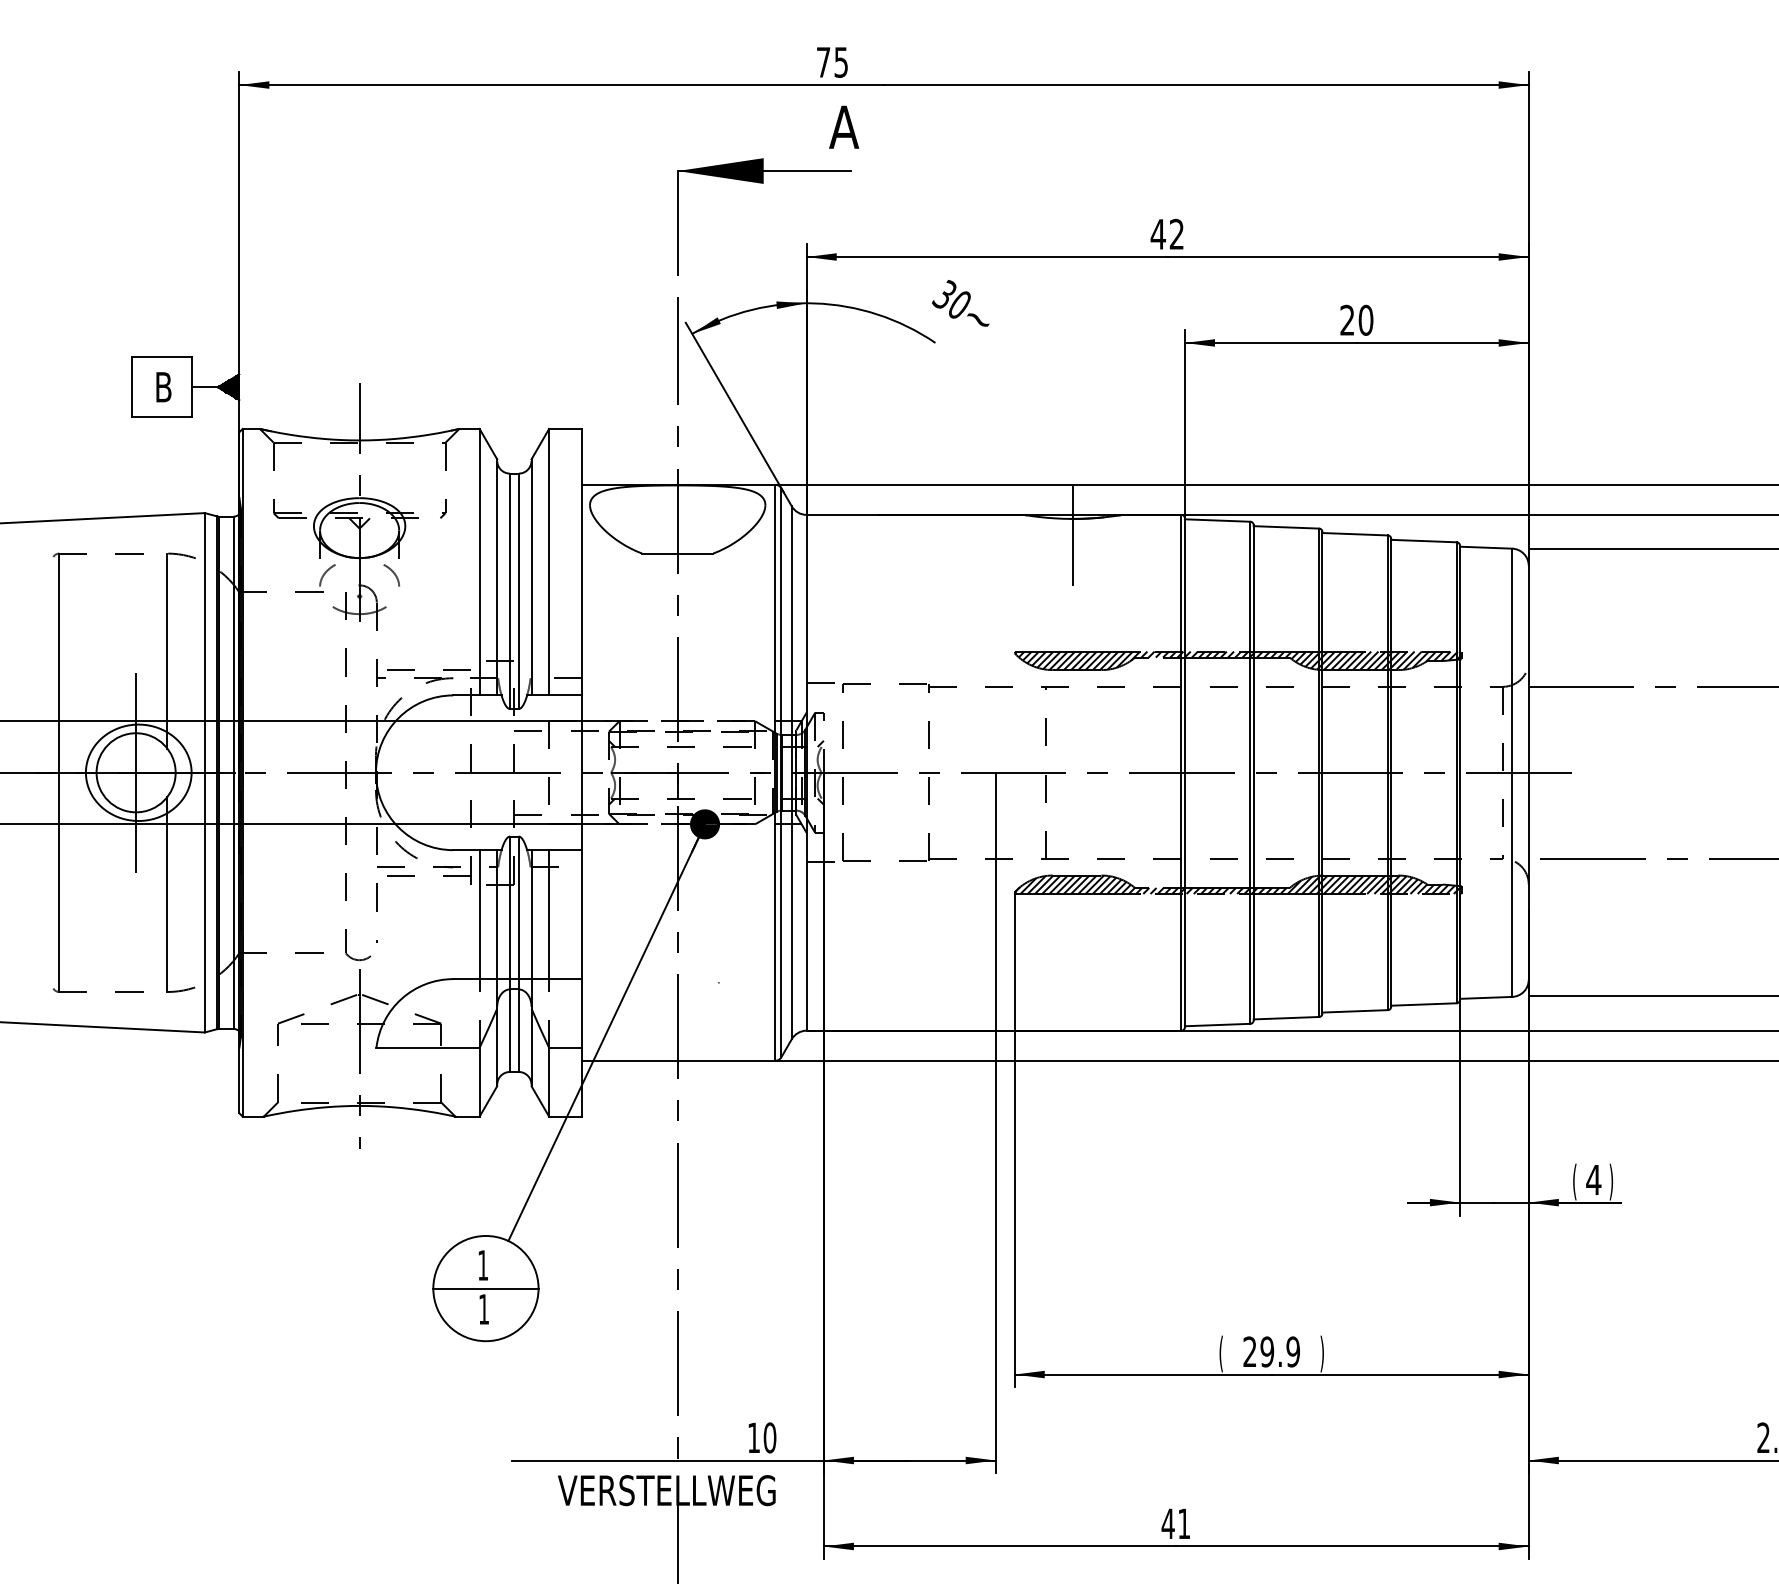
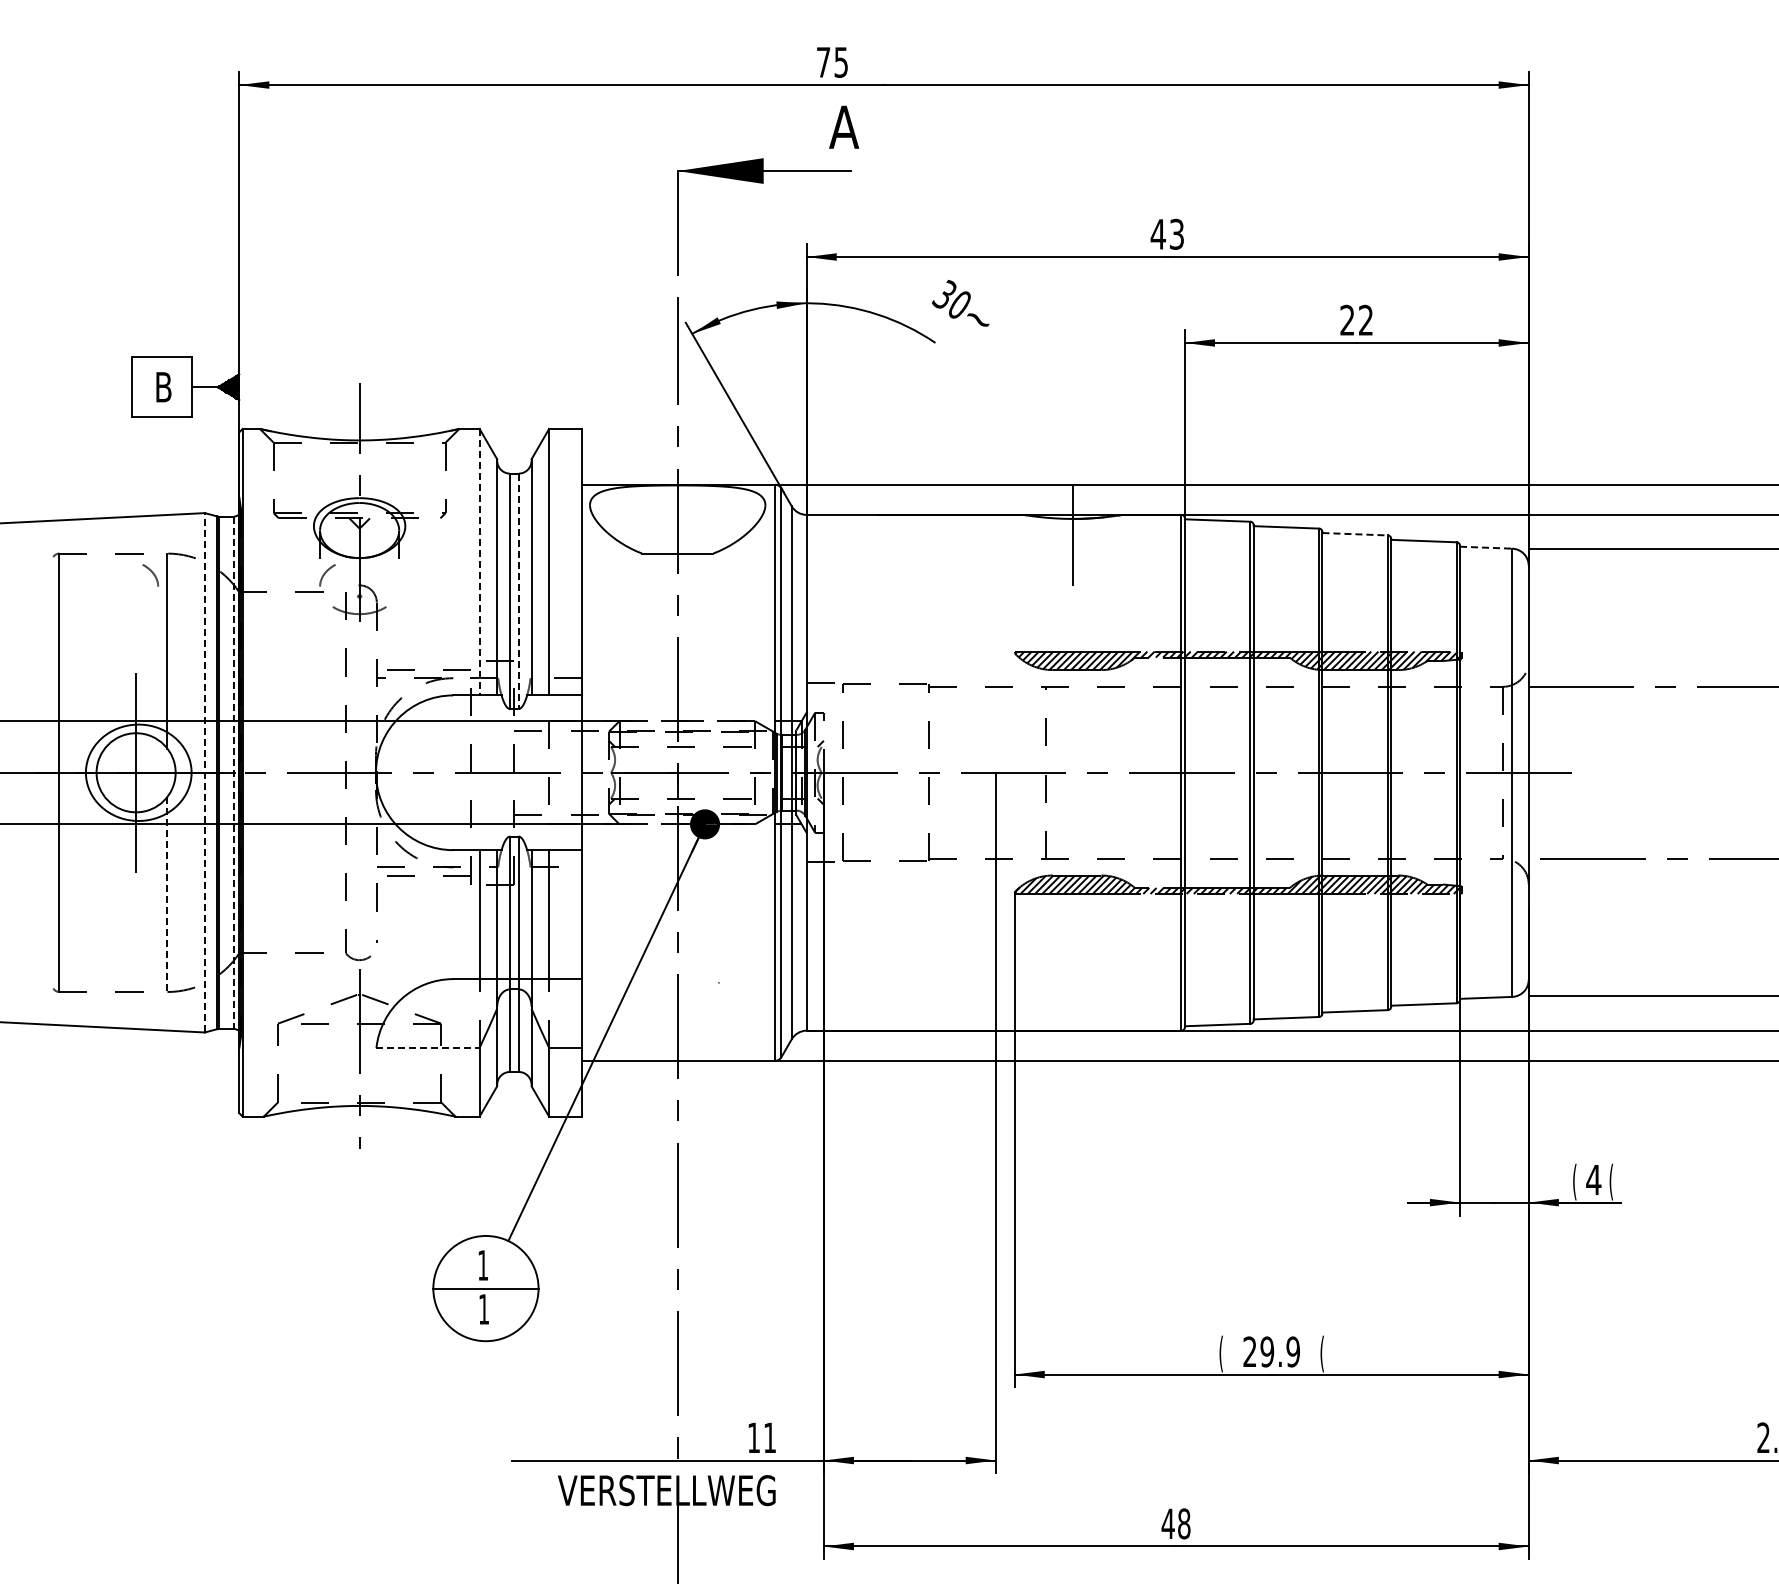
text: 42 -> 43 (1176, 234)
text: 20 -> 22 (1365, 319)
line: solid -> dashed (1355, 534)
line: solid -> dashed (1486, 547)
line: solid -> dashed (479, 562)
curve position: (393, 573) -> (152, 573) (152, 573)
line: solid -> dashed (518, 591)
line: solid -> dashed (204, 772)
line: solid -> dashed (234, 773)
line: solid -> dashed (167, 894)
line: solid -> dashed (428, 1047)
text: ) -> ( (1611, 1181)
text: ) -> ( (1321, 1353)
text: 10 -> 11 (769, 1437)
text: 41 -> 48 (1184, 1523)
